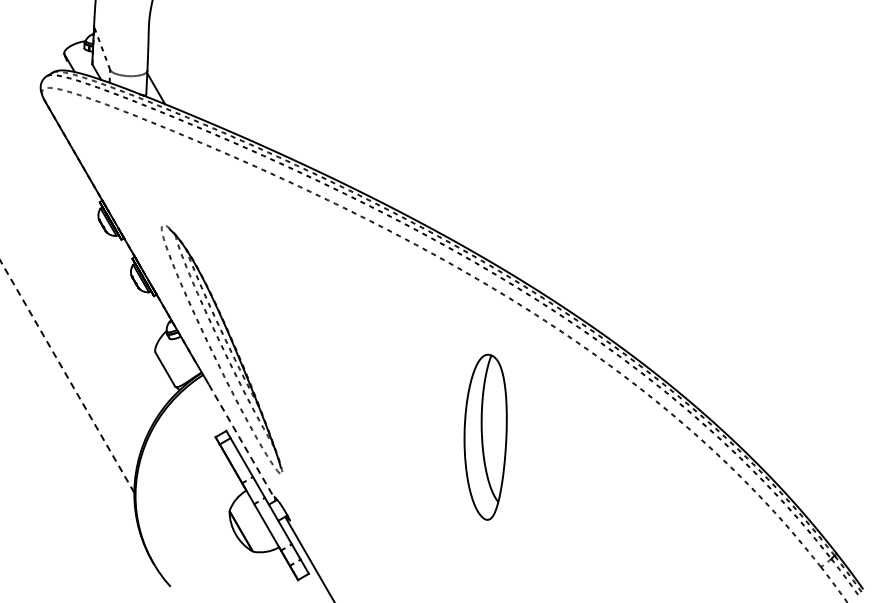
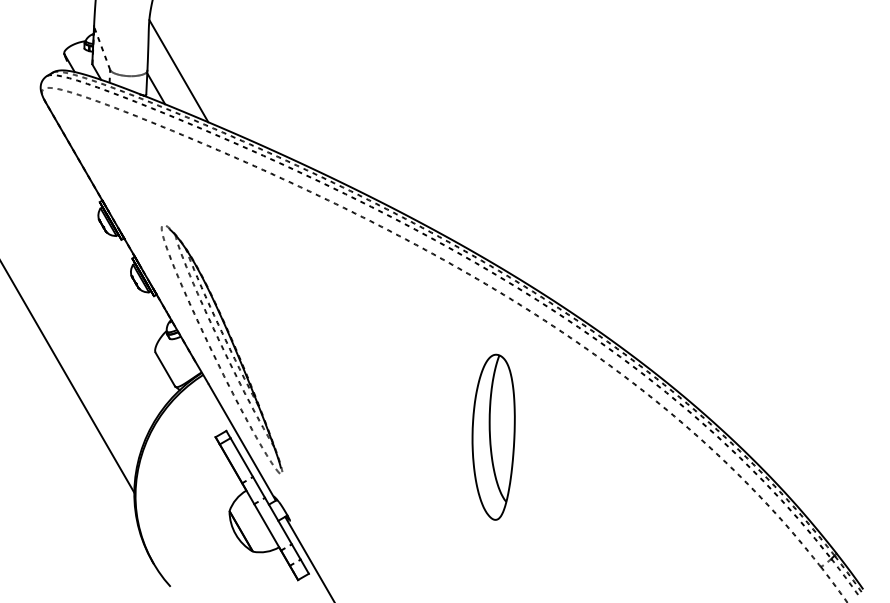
line: none -> present (178, 71)
line: dashed -> solid (67, 376)
part position: (485, 436) -> (493, 436) (493, 436)
line: dashed -> solid (242, 443)
